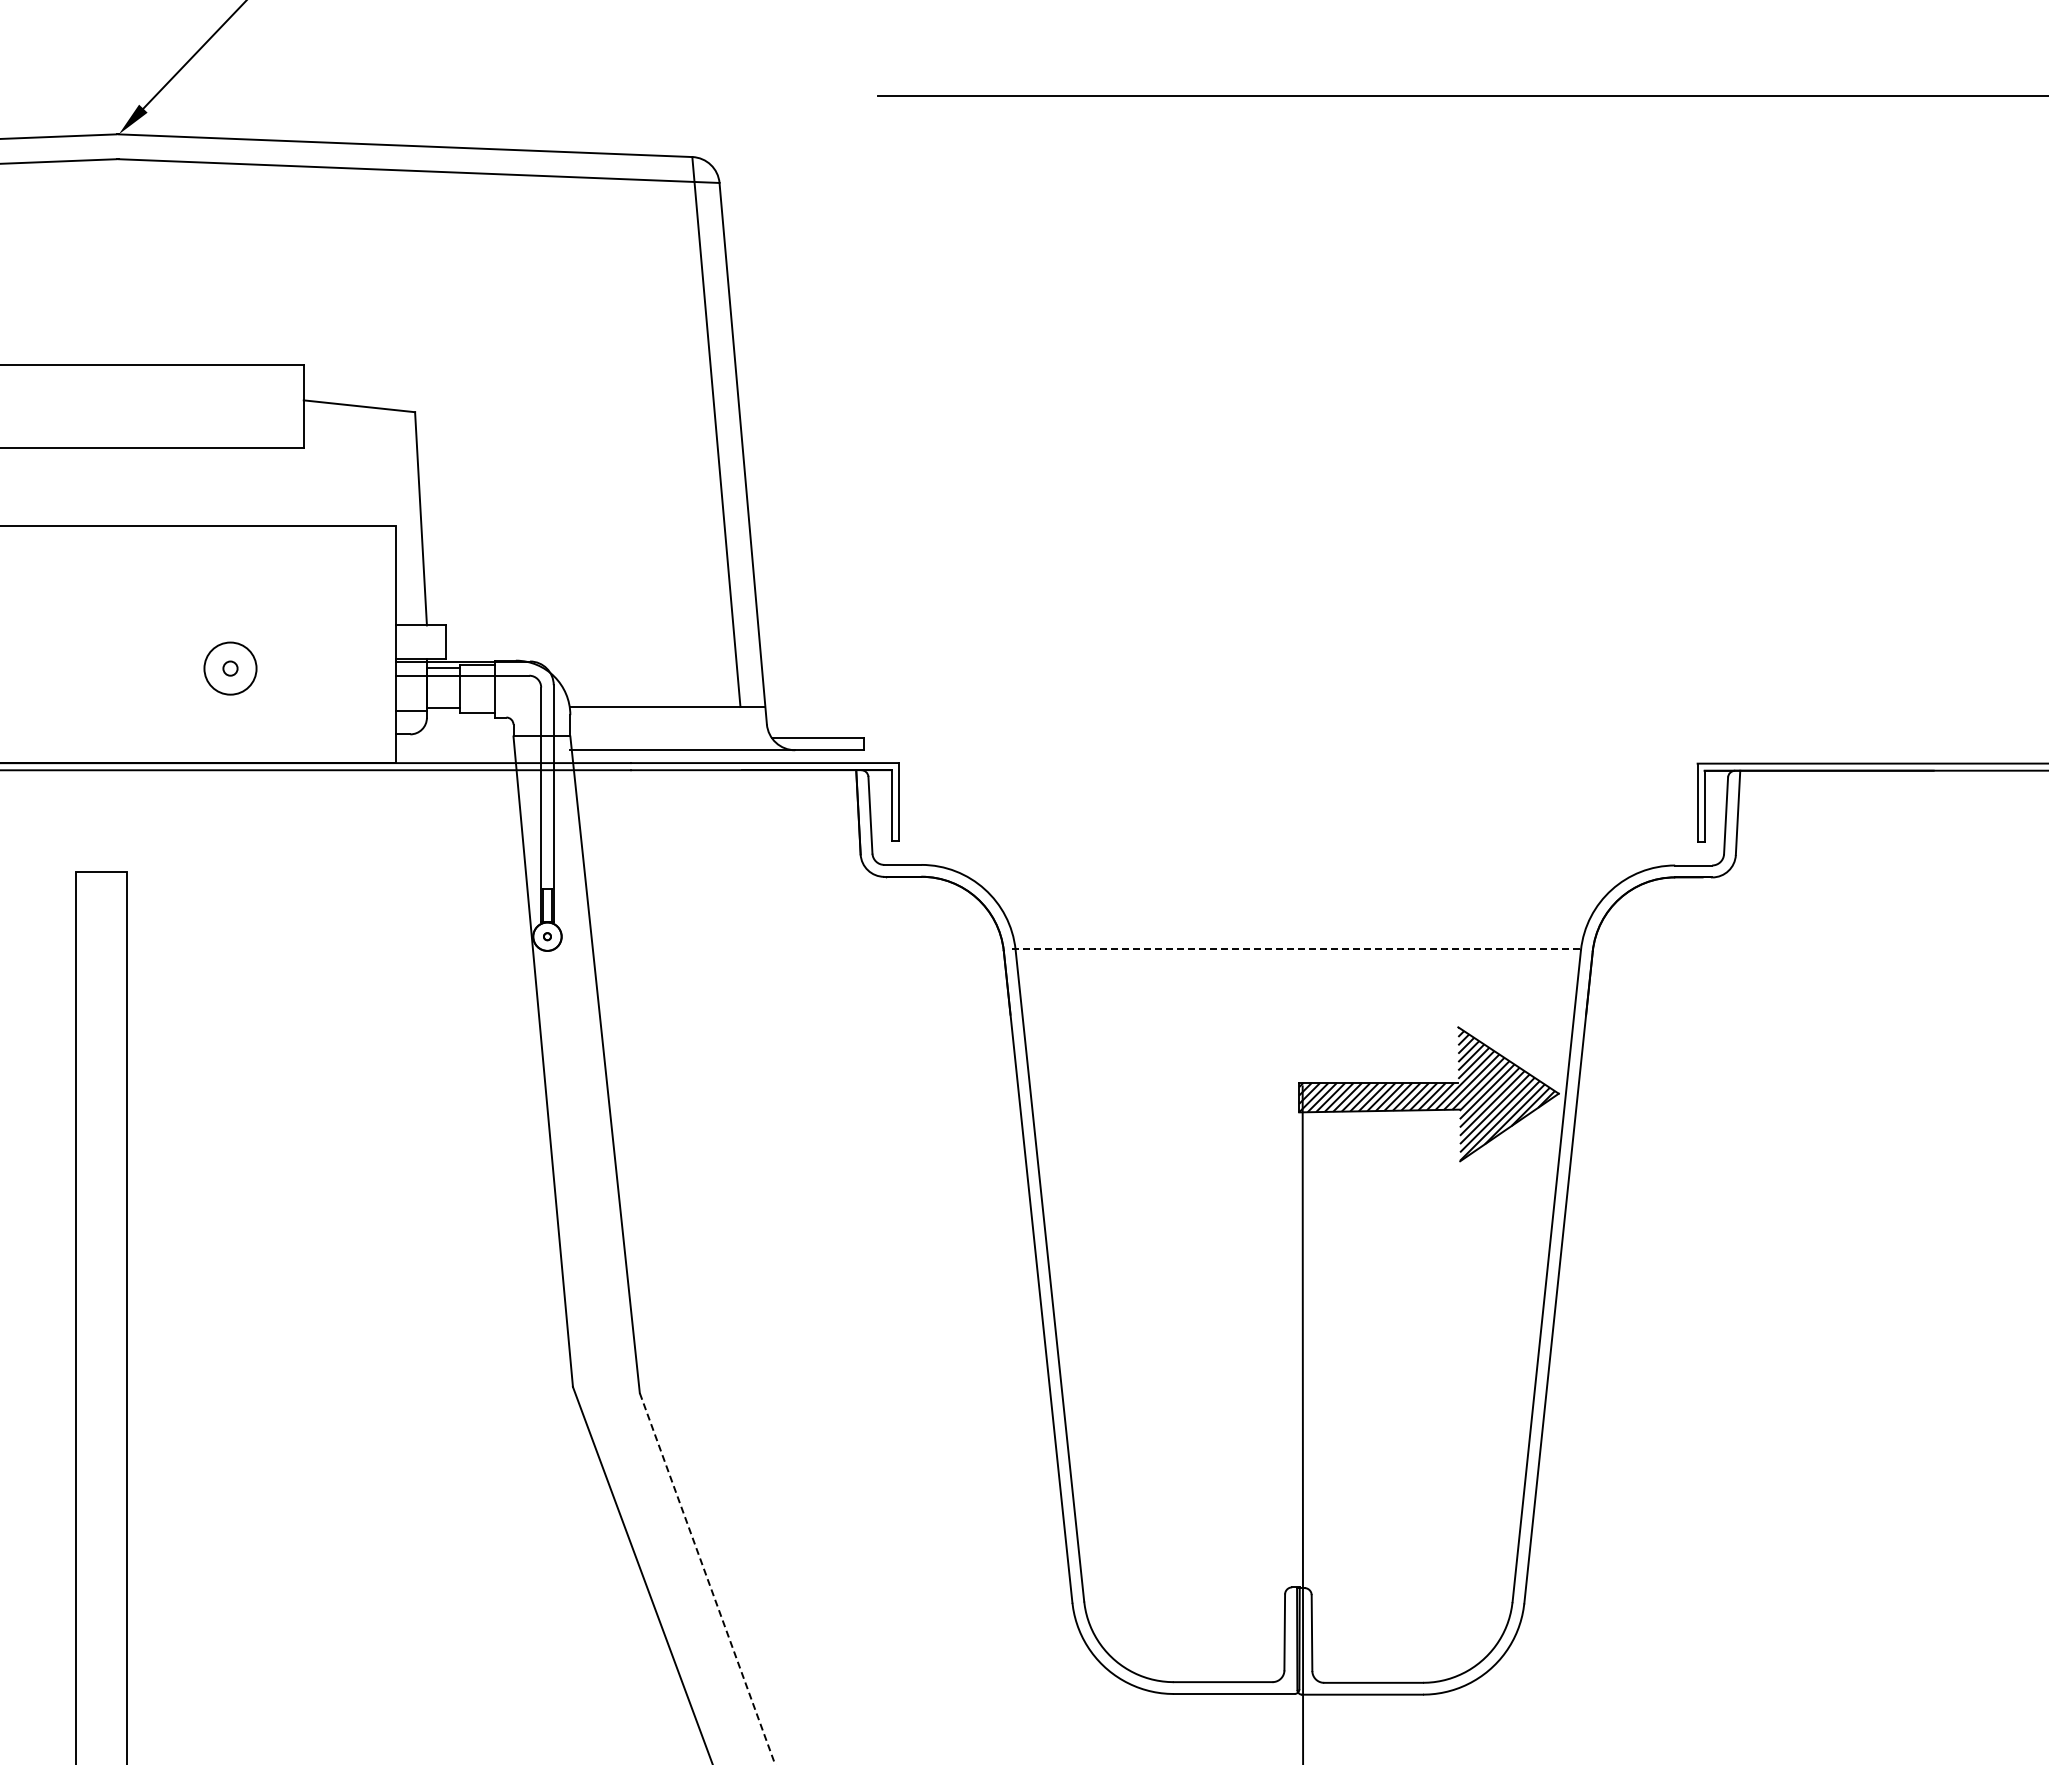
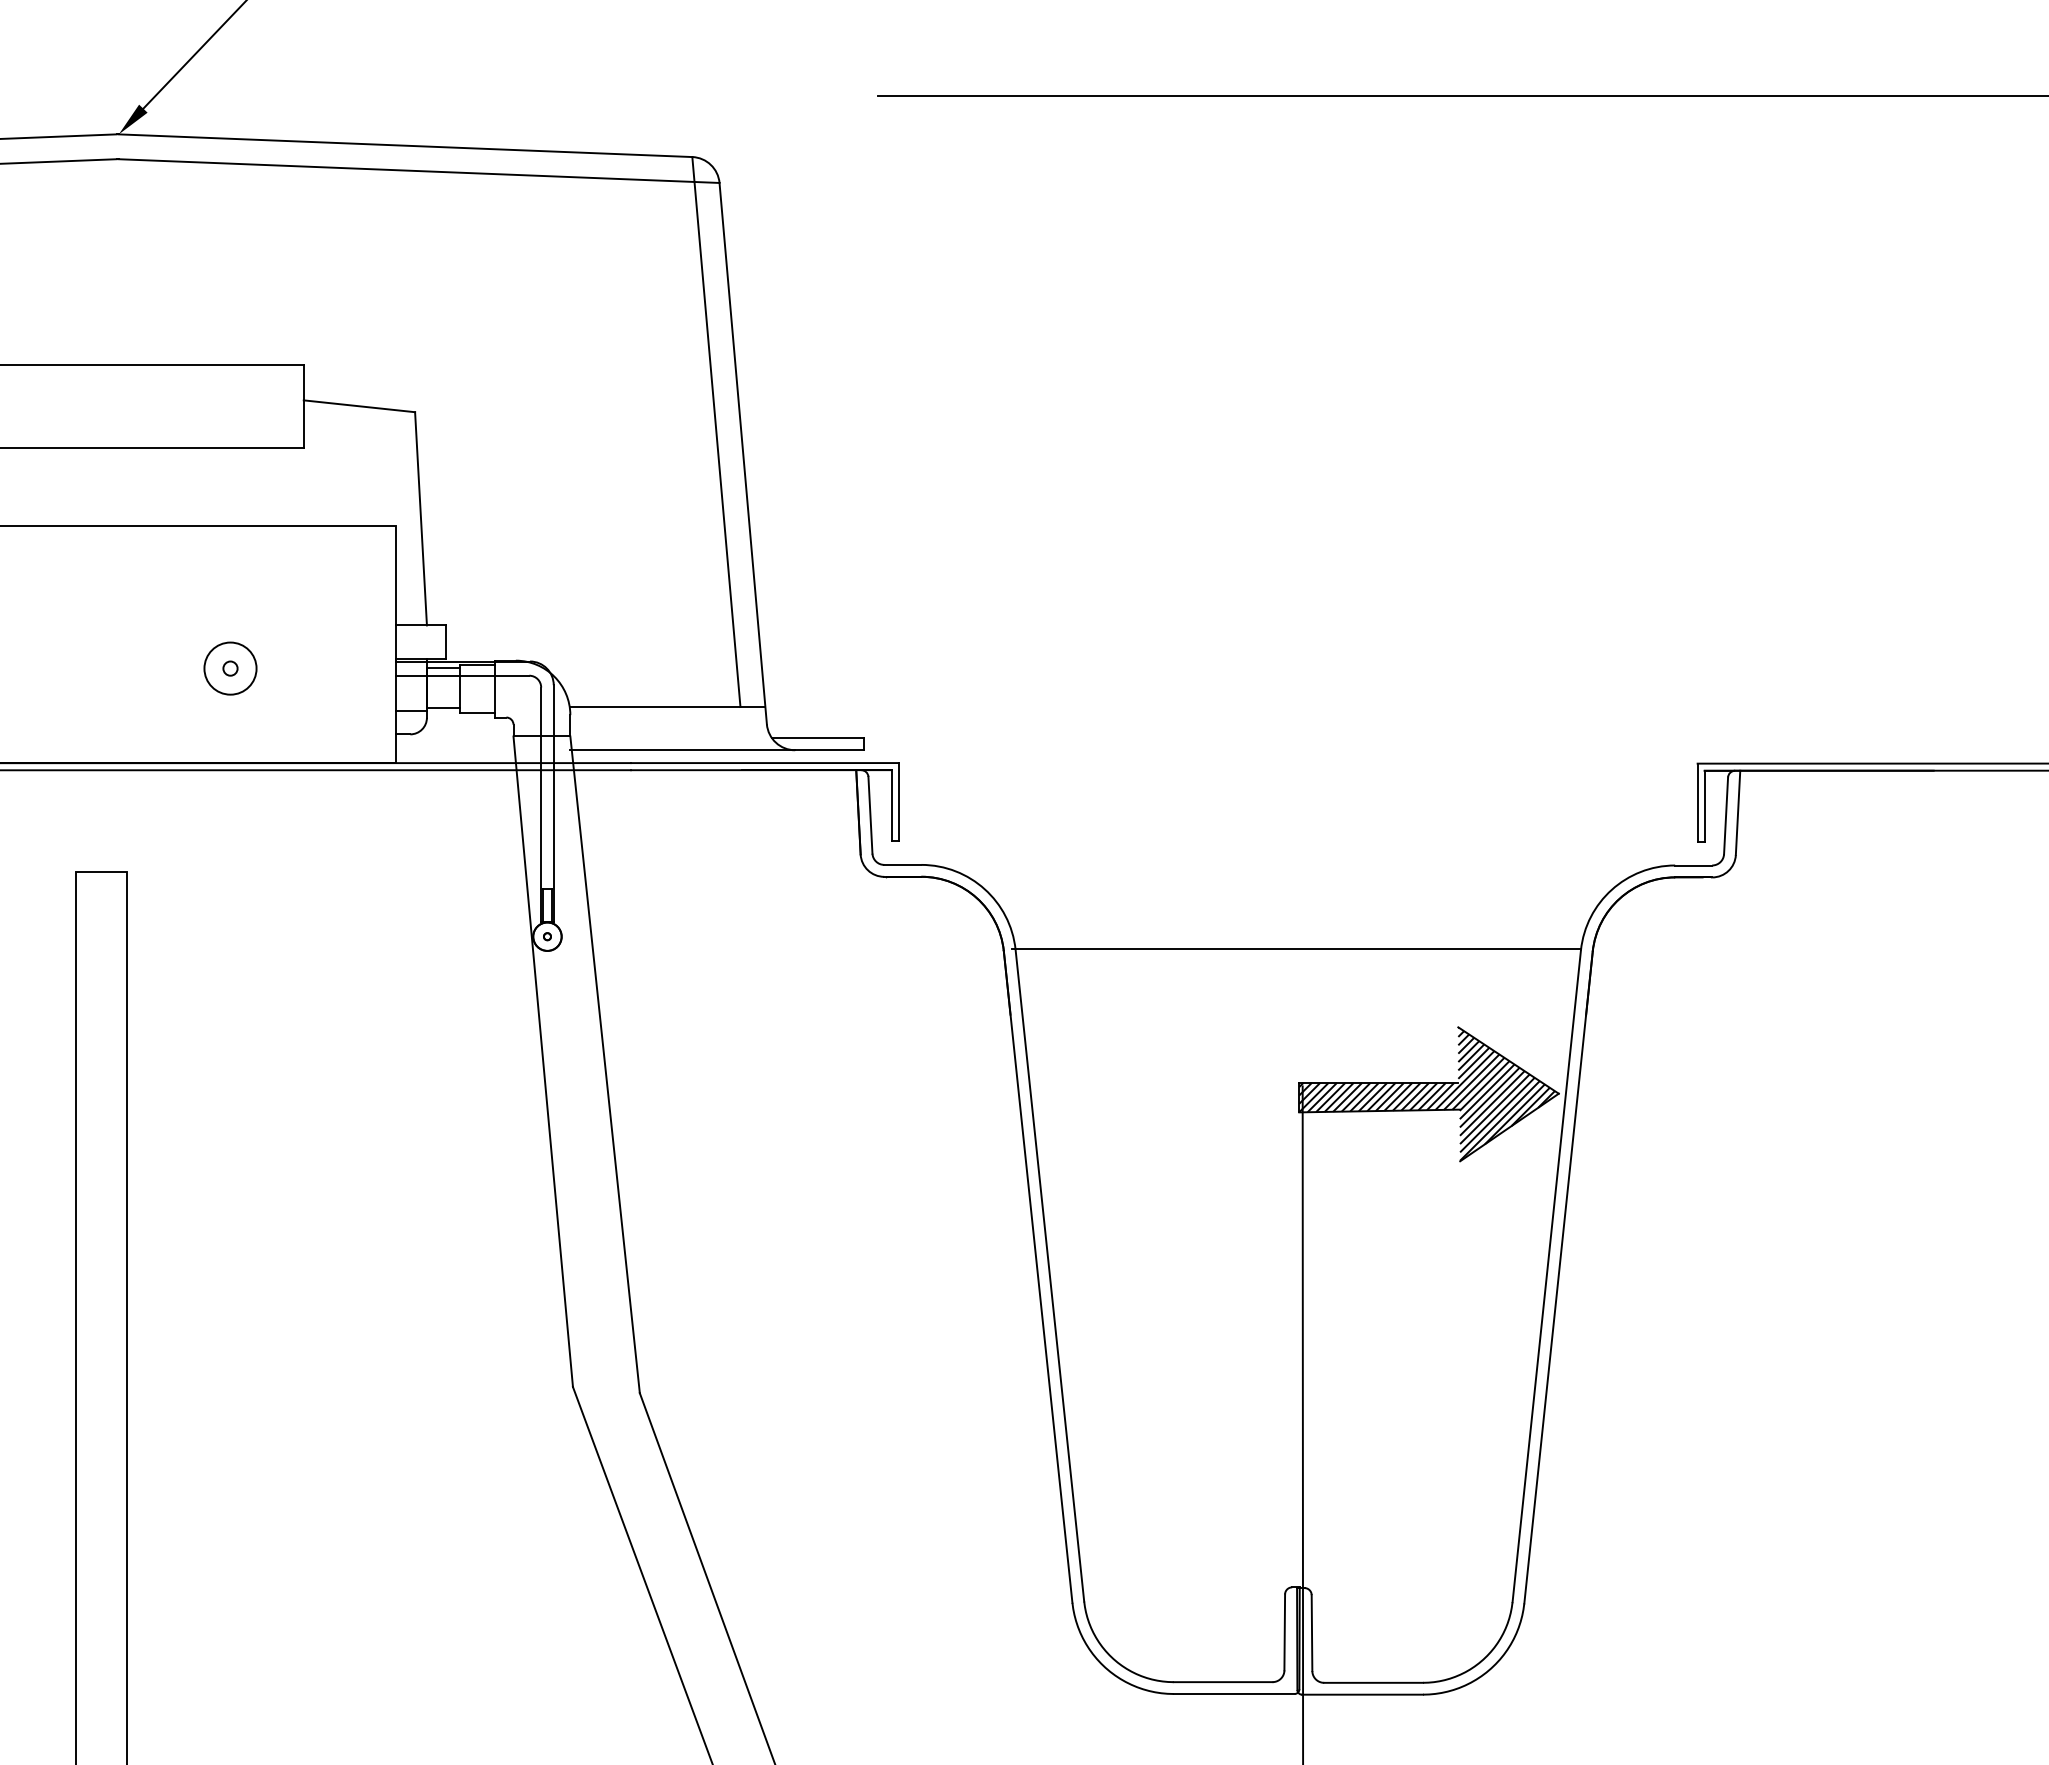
line: dashed -> solid (1297, 949)
line: dashed -> solid (707, 1579)
